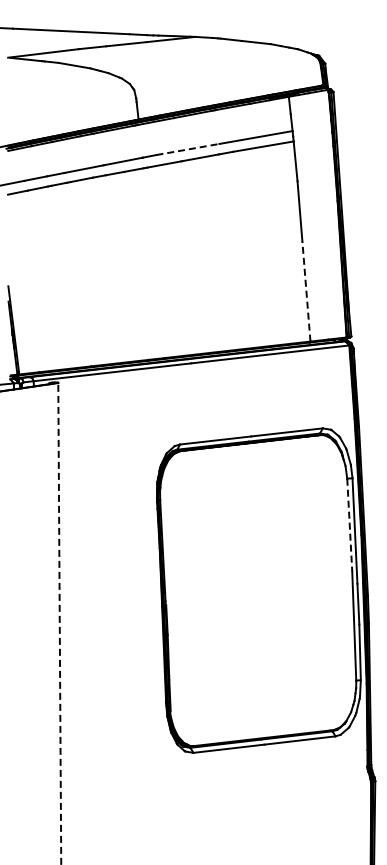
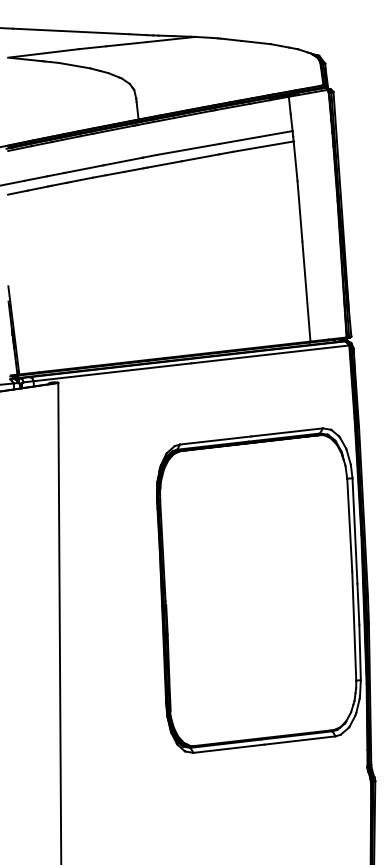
line: dashed -> solid (187, 149)
line: dashed -> solid (306, 291)
line: dashed -> solid (349, 525)
line: dashed -> solid (59, 623)
